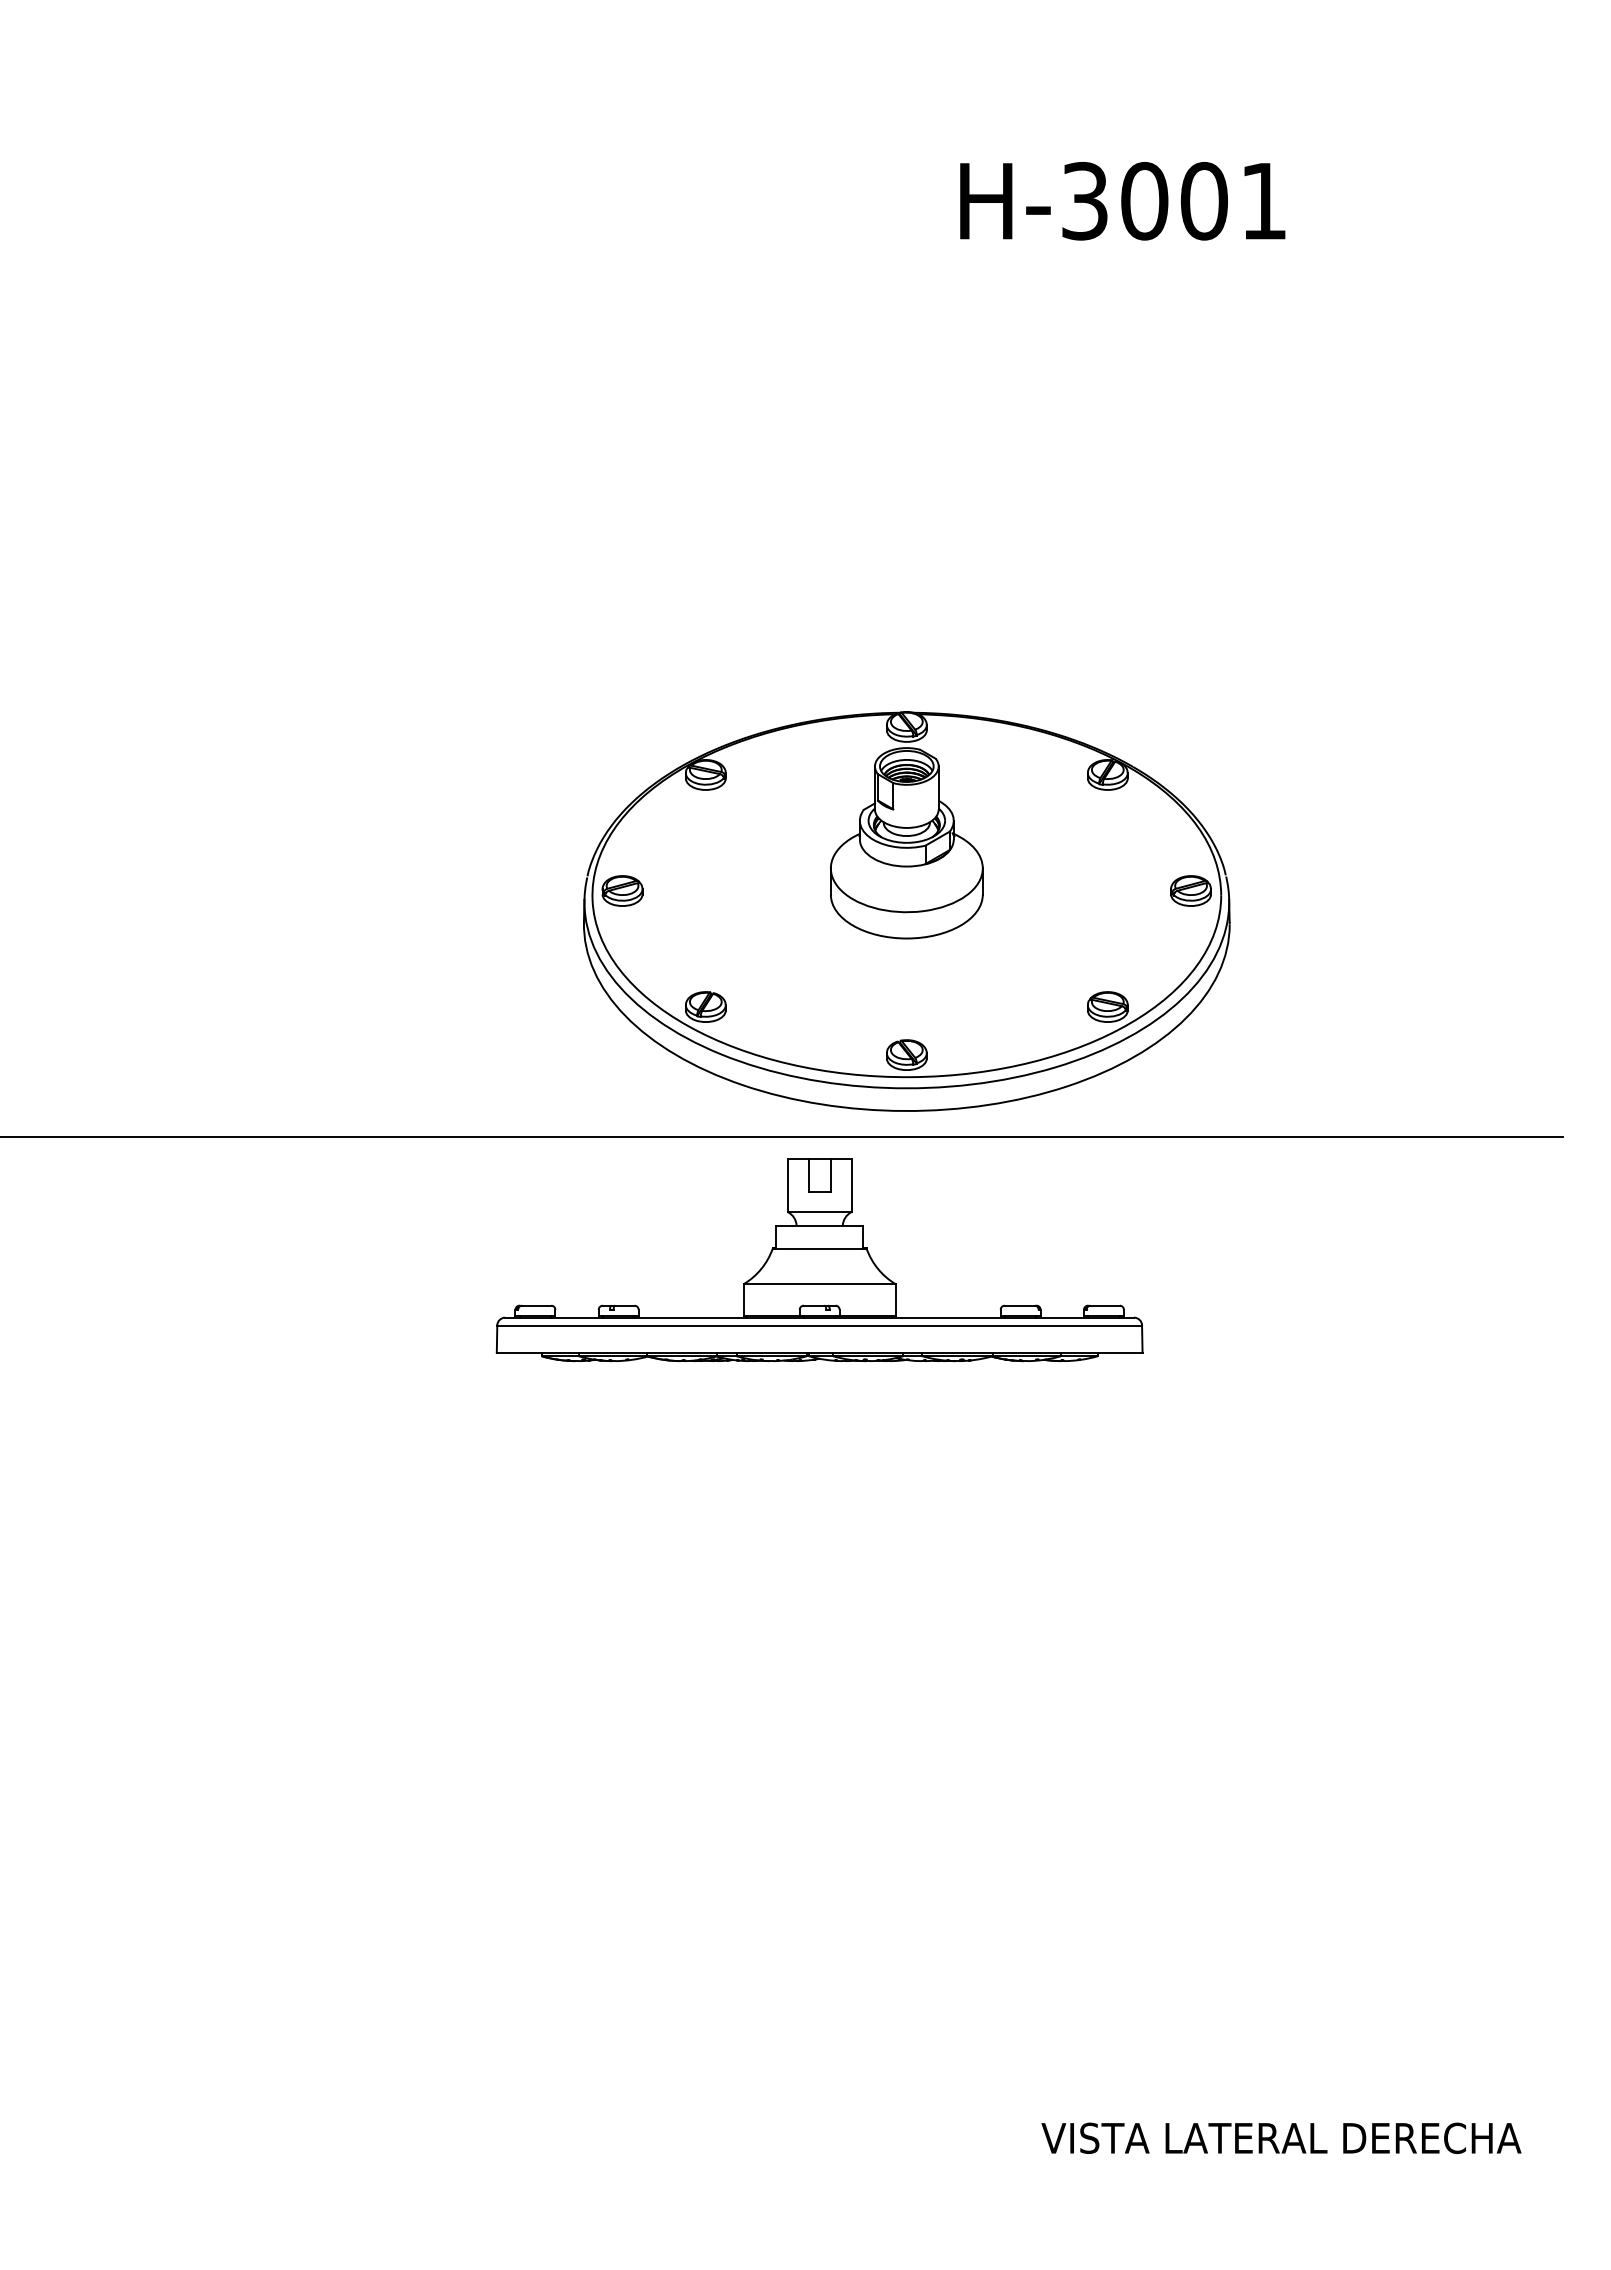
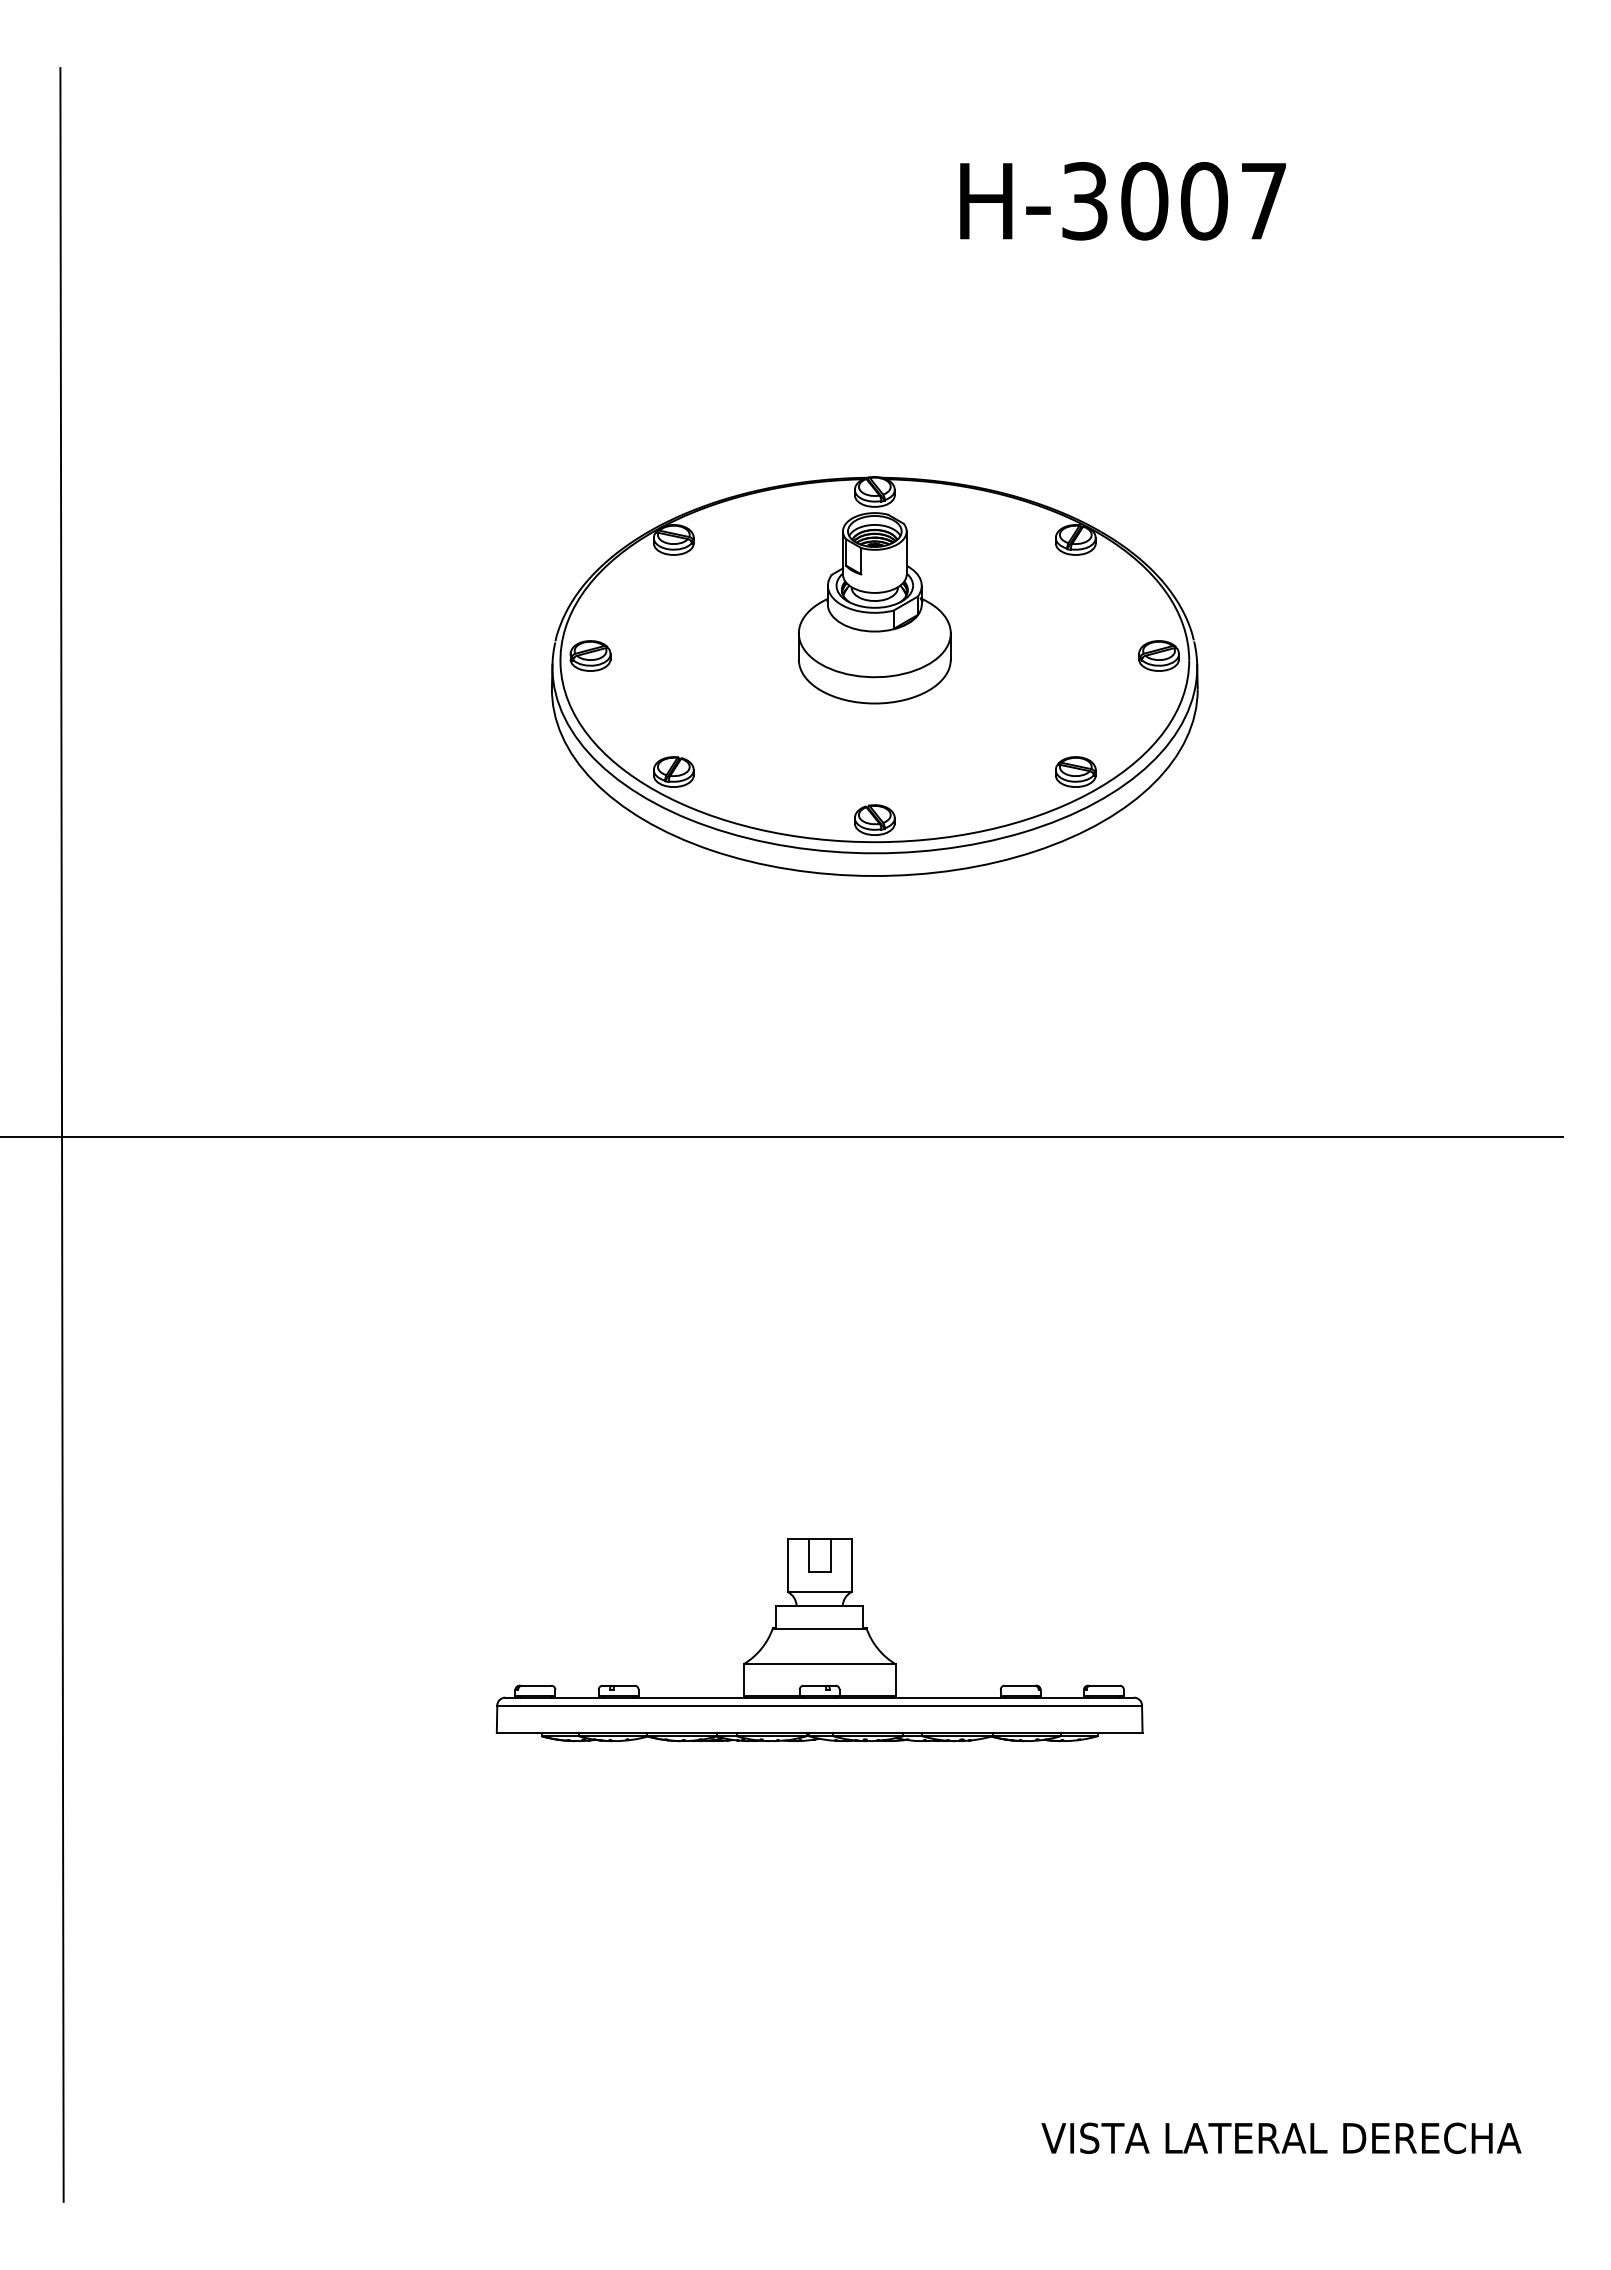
text: H-3001 -> H-3007 (1263, 201)
part position: (906, 911) -> (874, 676) (874, 676)
line: none -> present (61, 1134)
part position: (819, 1260) -> (819, 1640) (819, 1640)
